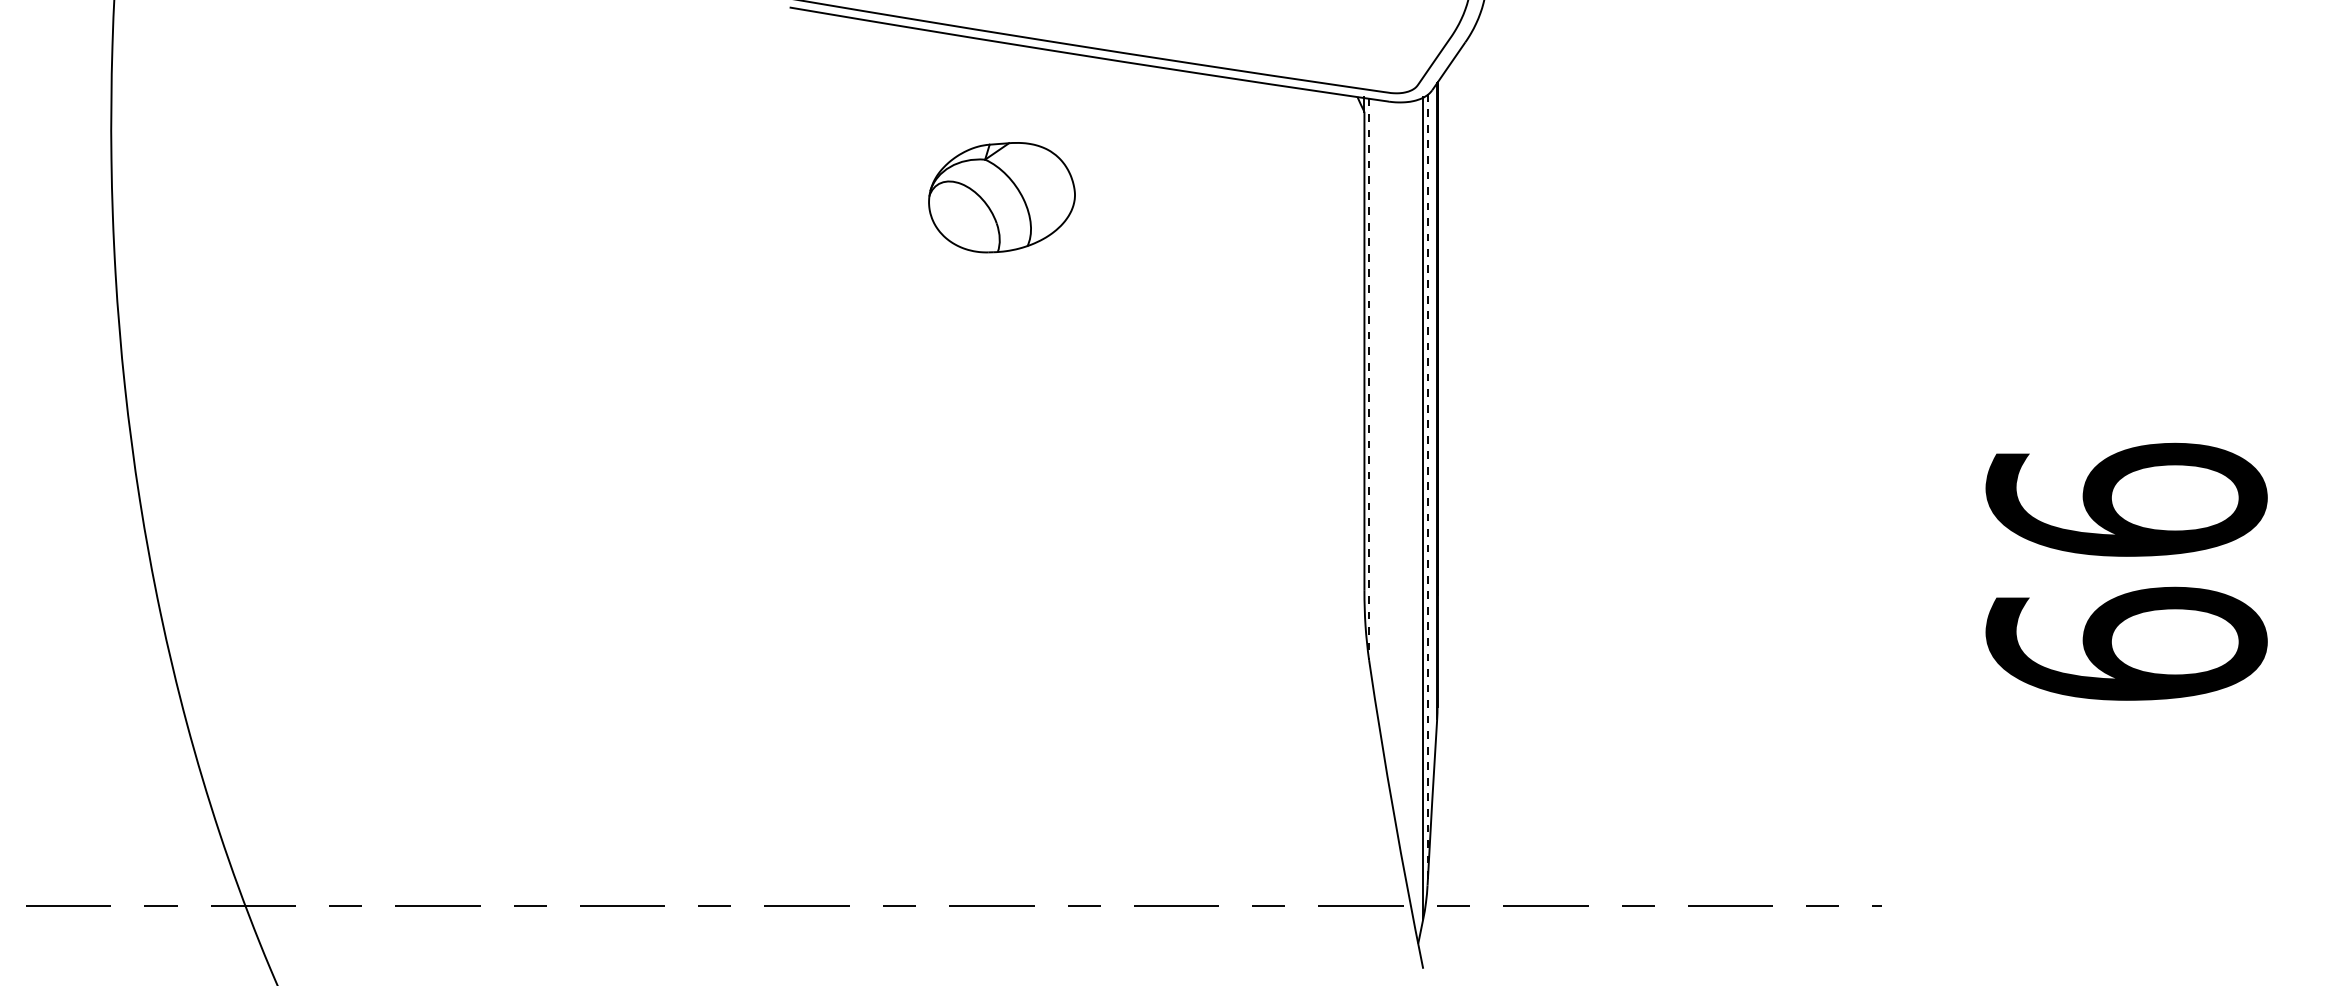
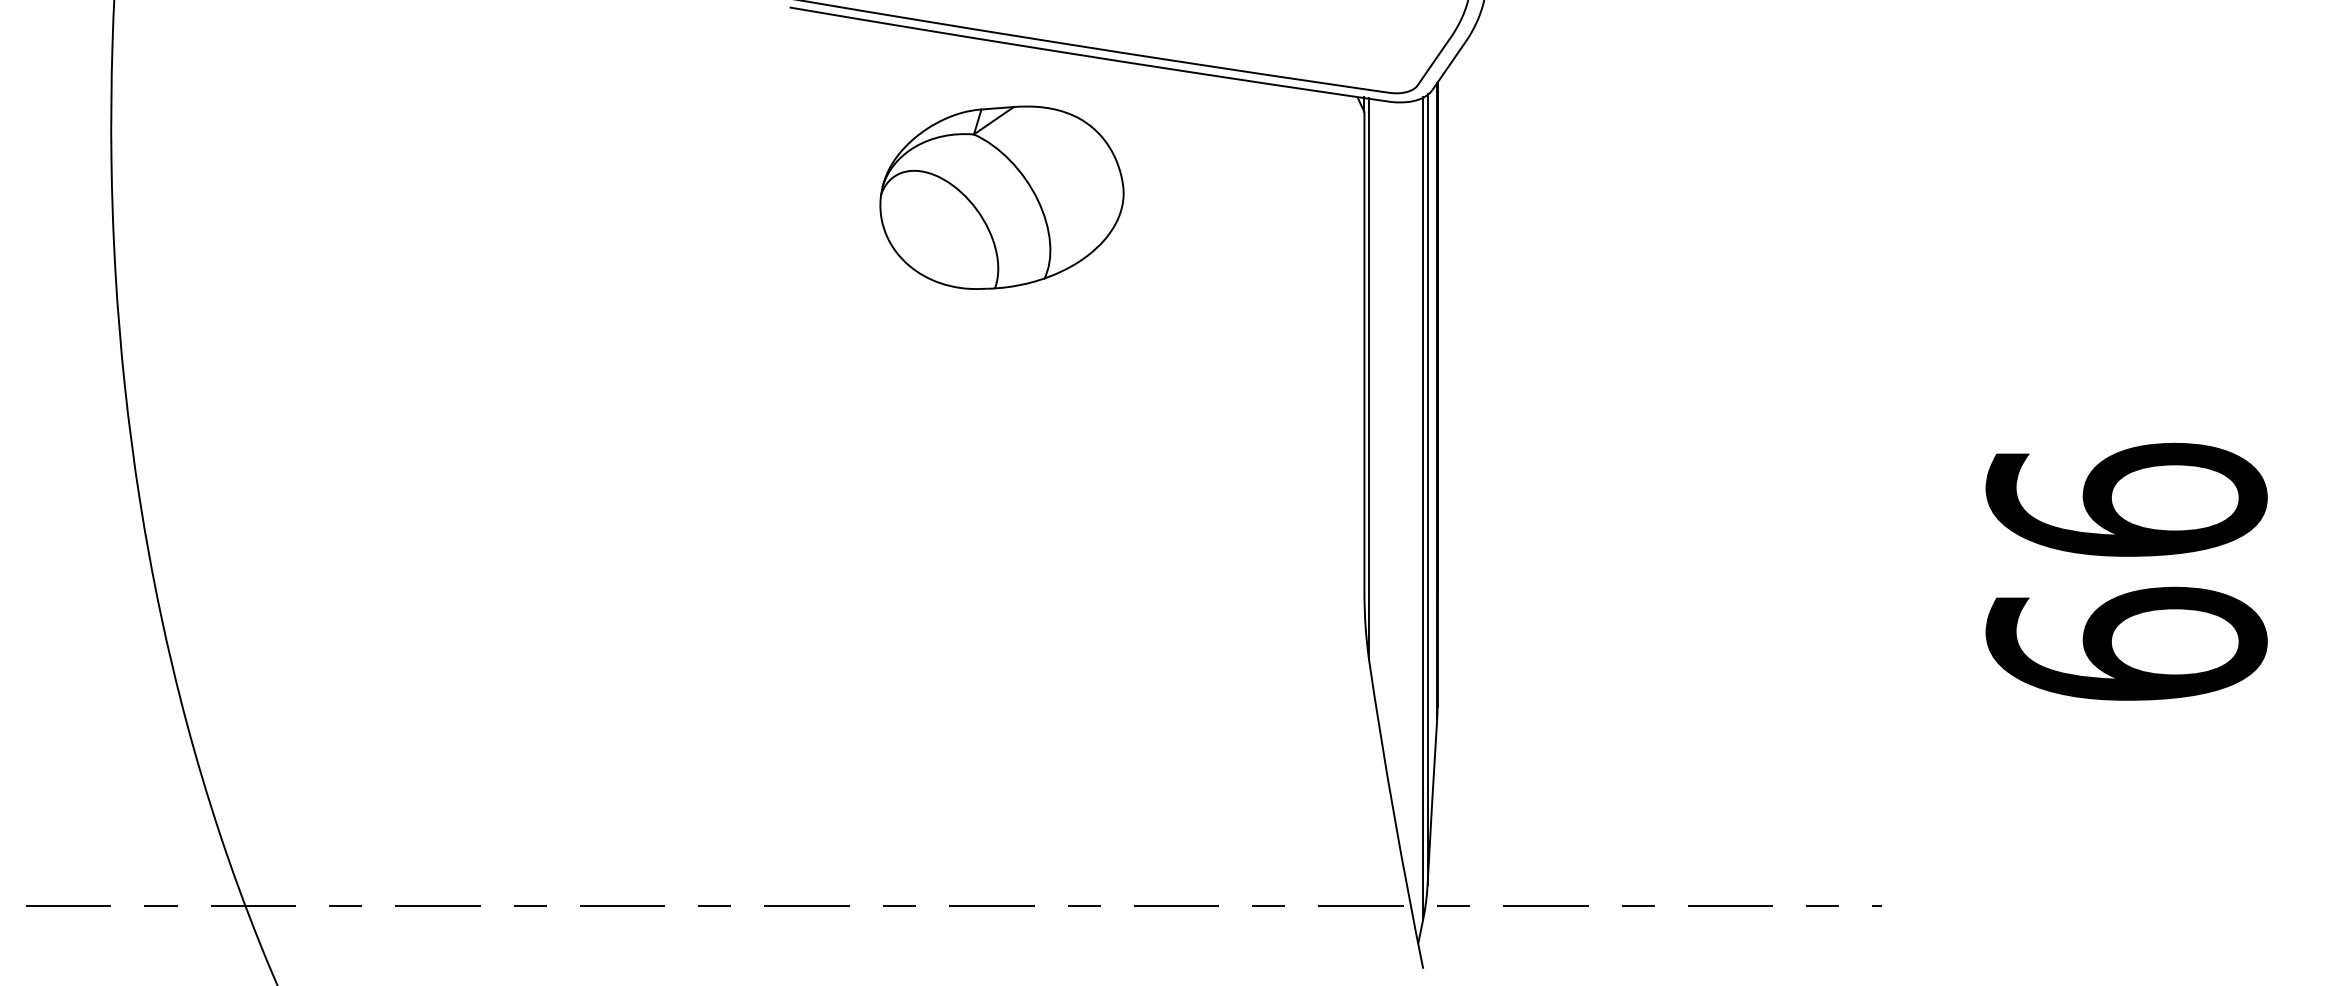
part size: 148x112 px -> 246x185 px (1001, 197)
line: dashed -> solid (1369, 379)
line: dashed -> solid (1427, 489)
